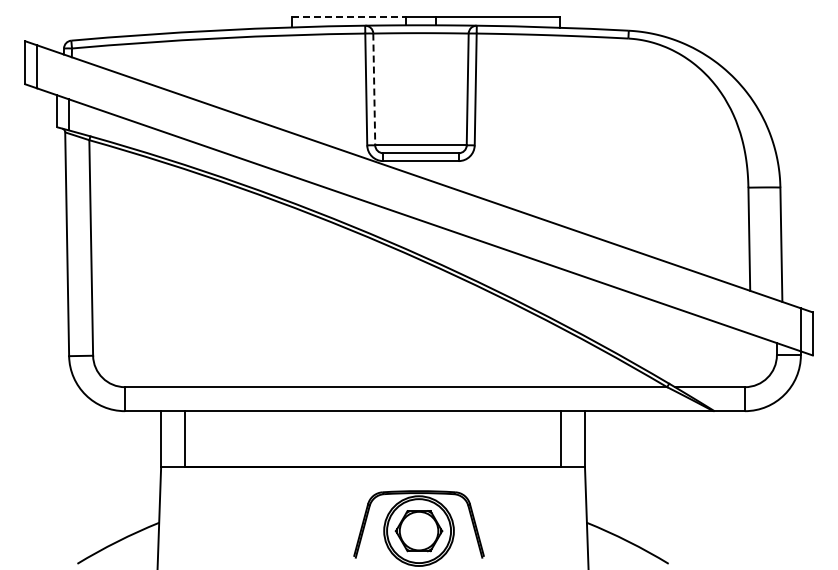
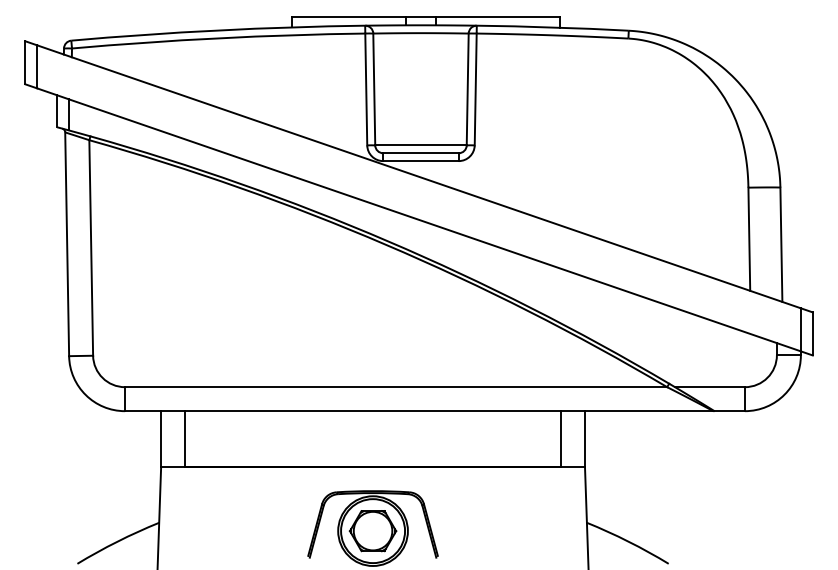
line: dashed -> solid (349, 17)
line: dashed -> solid (374, 89)
part position: (418, 528) -> (372, 528) (372, 528)
